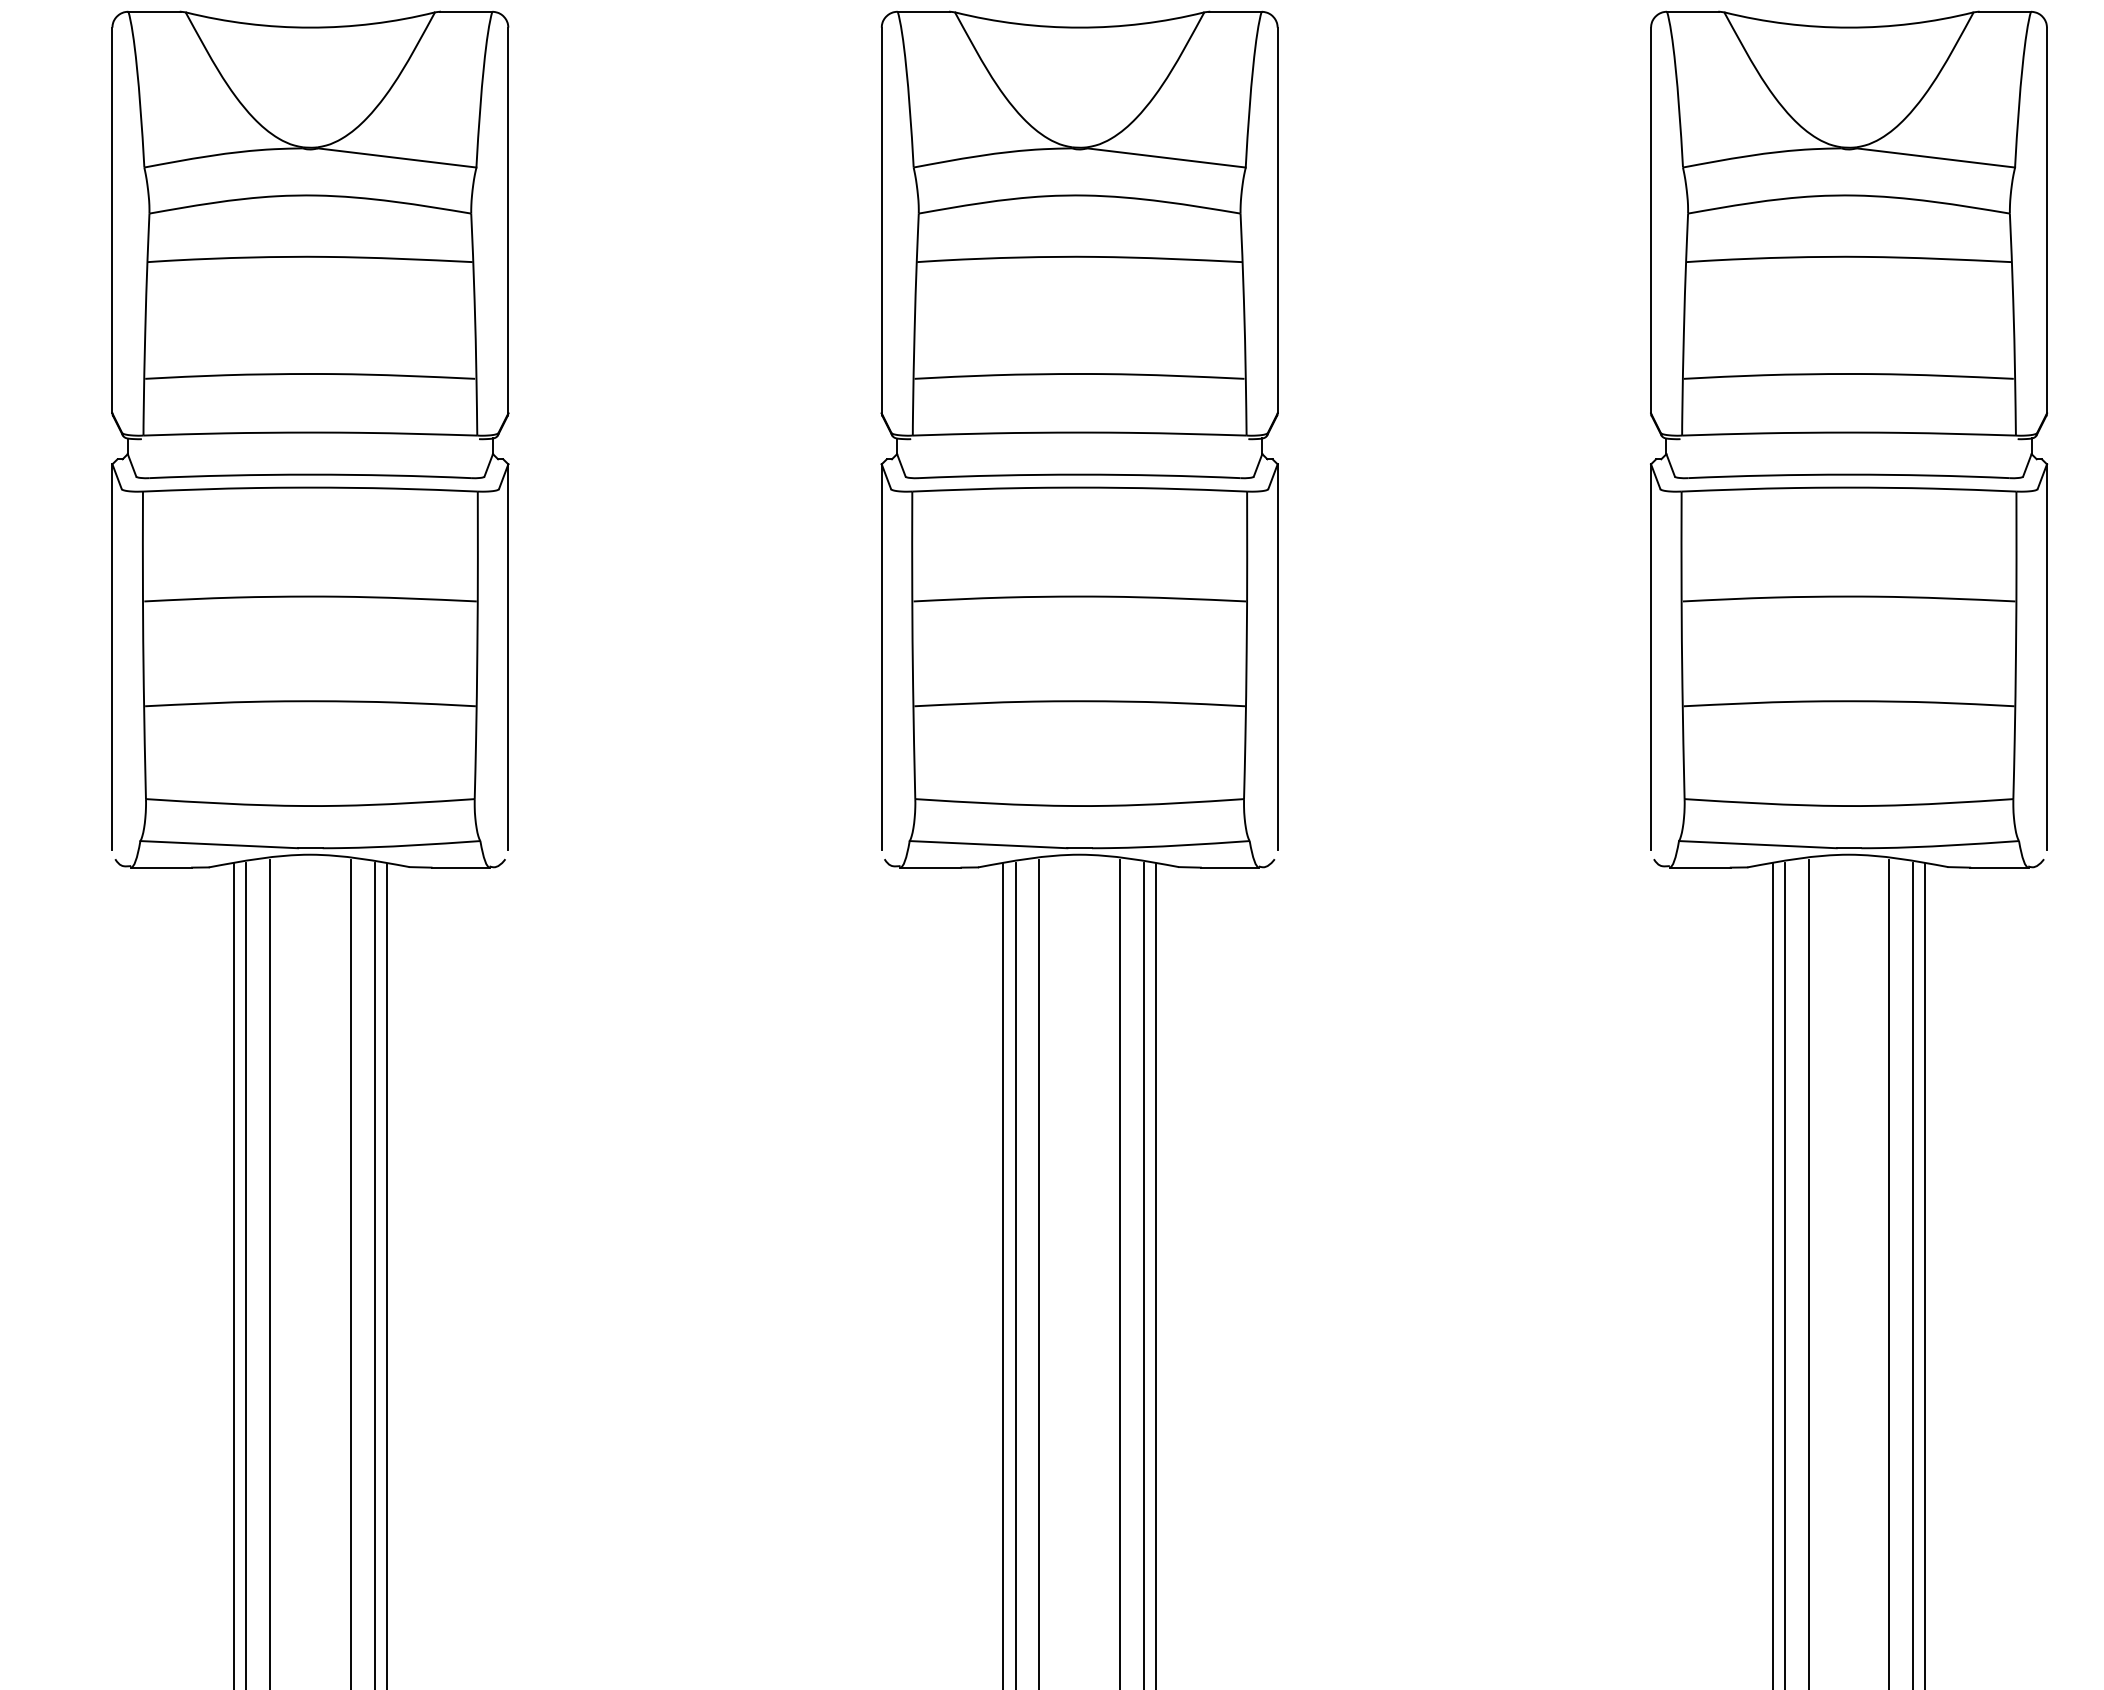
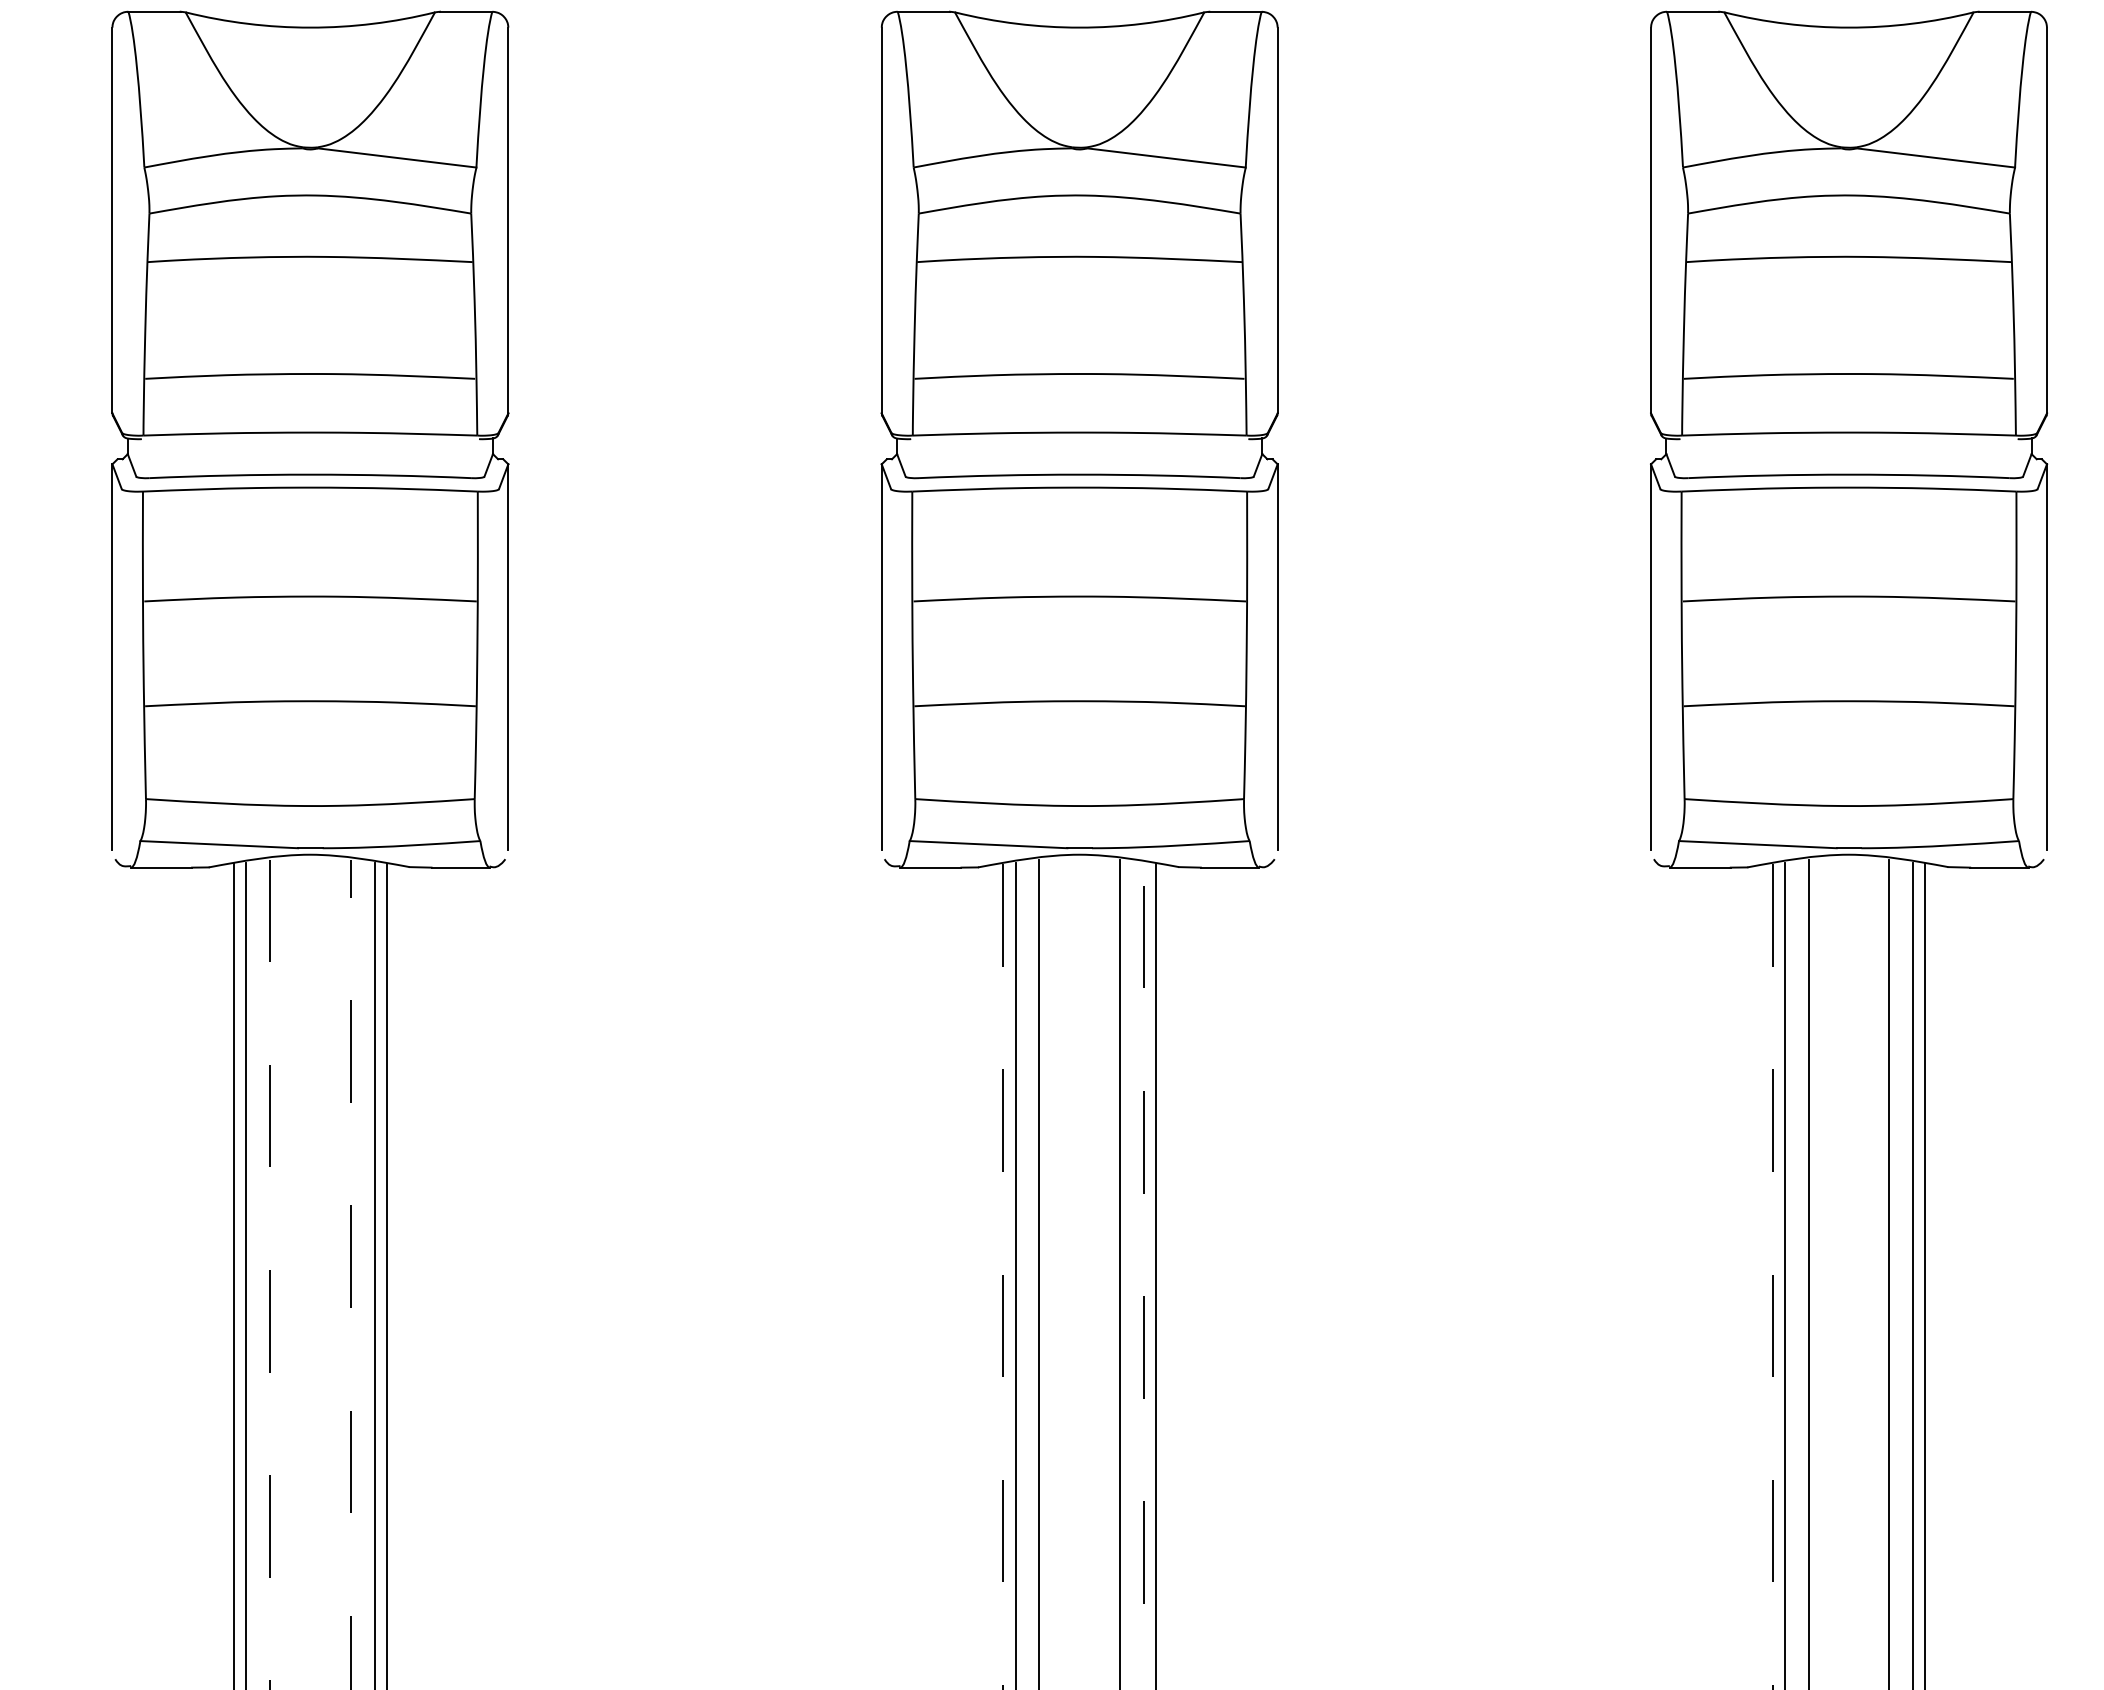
line: solid -> dashed (269, 1274)
line: solid -> dashed (350, 1274)
line: solid -> dashed (1143, 1275)
line: solid -> dashed (1003, 1277)
line: solid -> dashed (1772, 1277)
